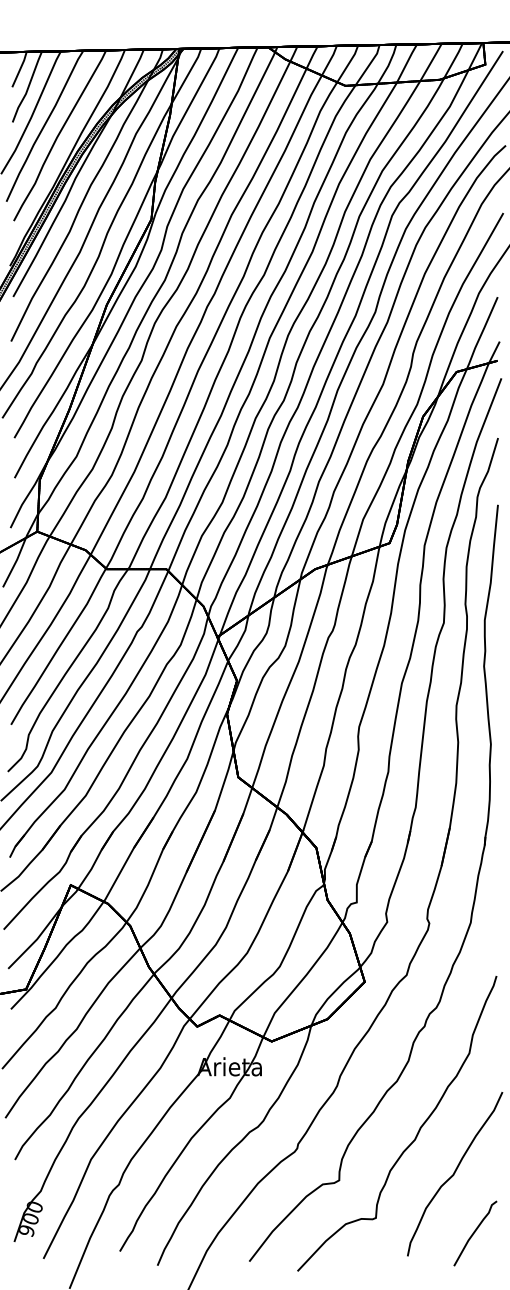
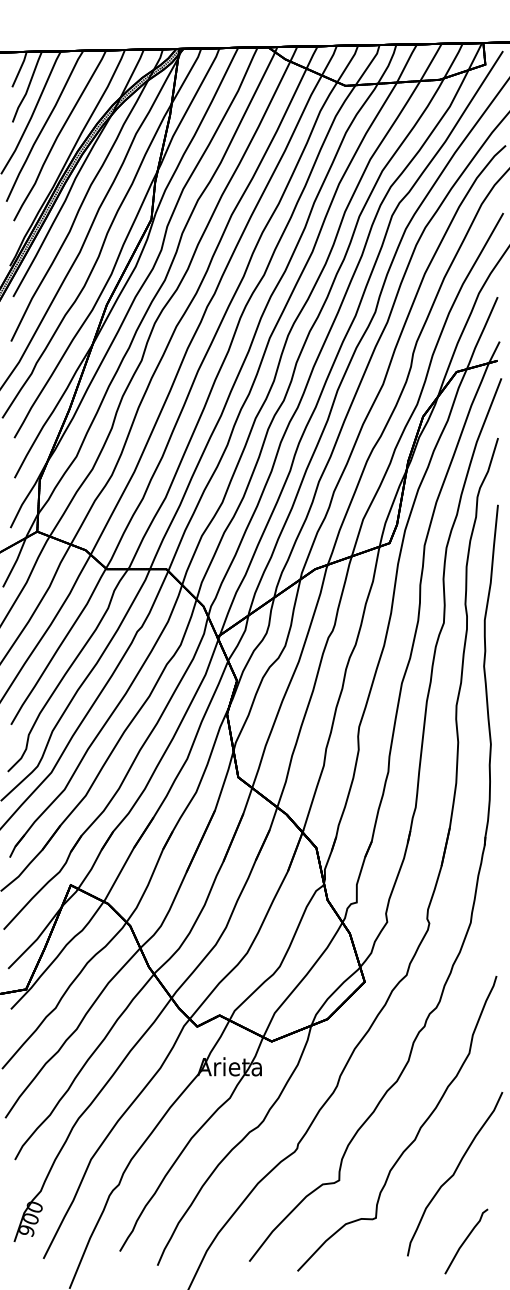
curve position: (475, 1232) -> (466, 1240) (466, 1240)
